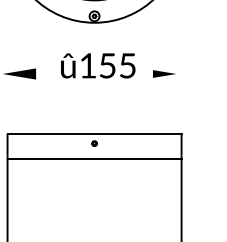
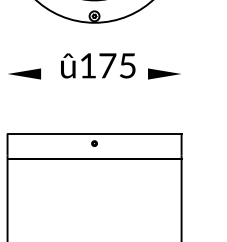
text: 55 -> 75 (107, 65)
part position: (19, 73) -> (24, 73) (24, 73)
part size: 23x8 px -> 33x12 px (164, 73)
